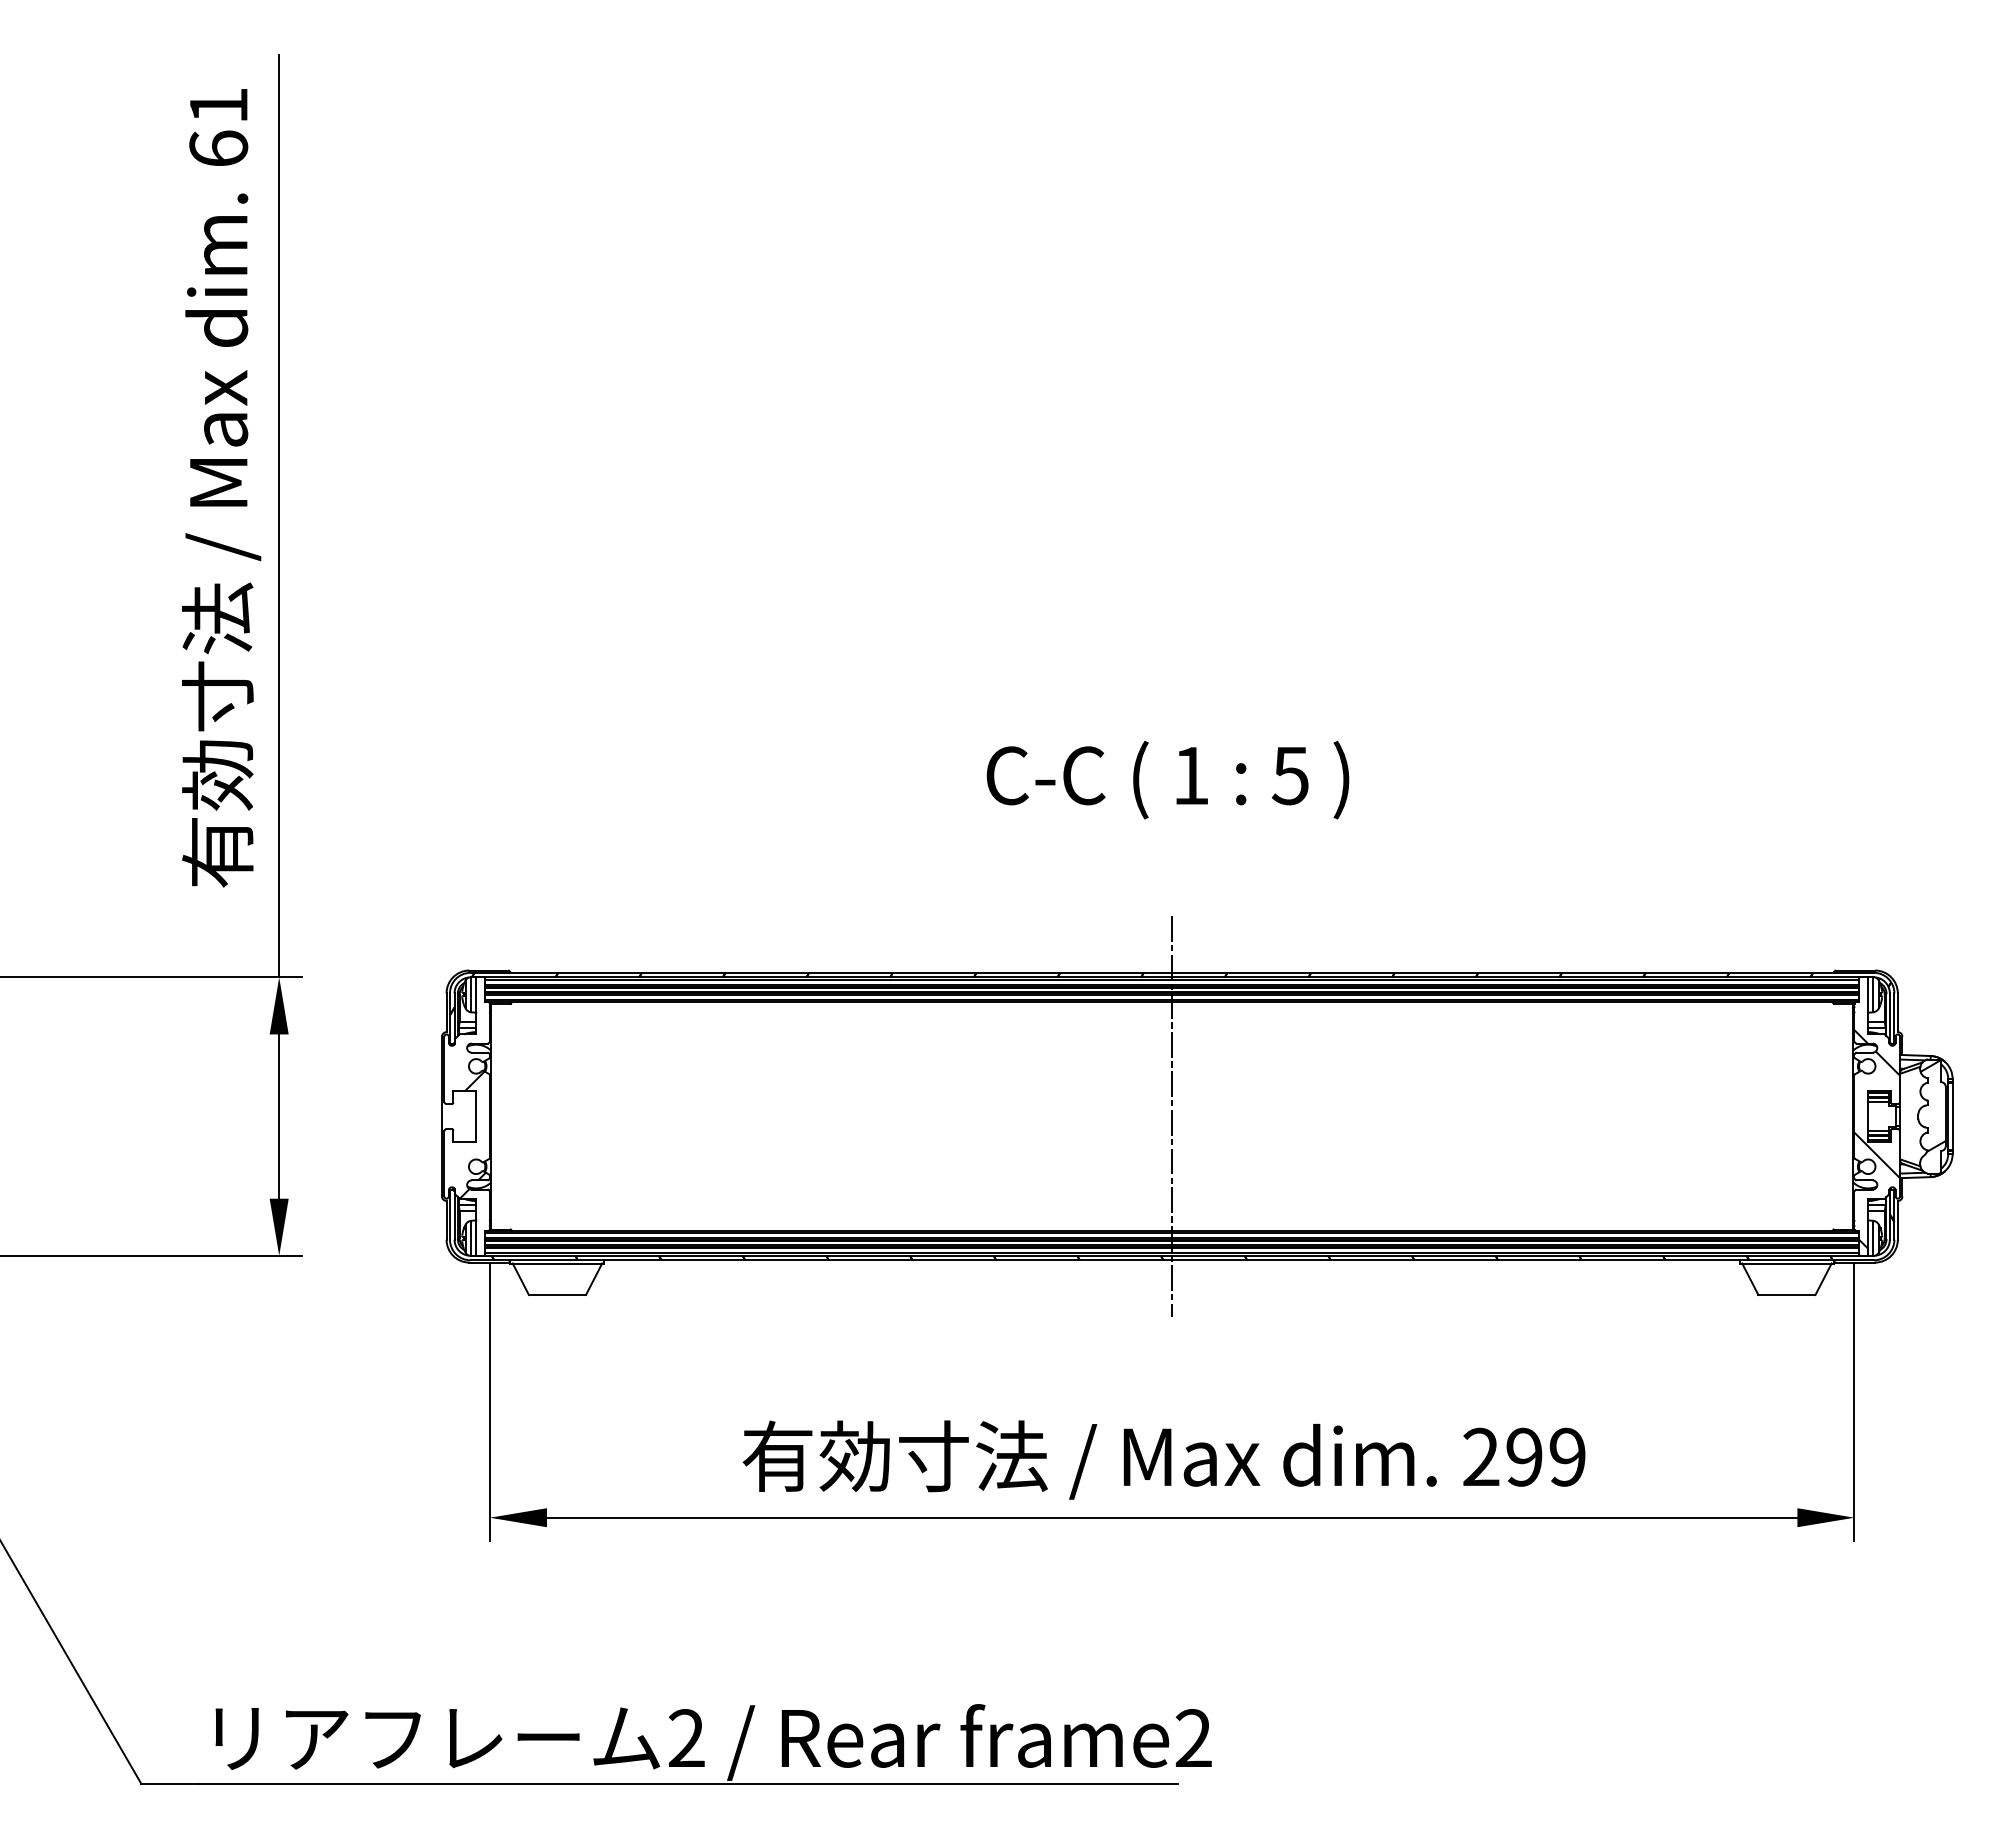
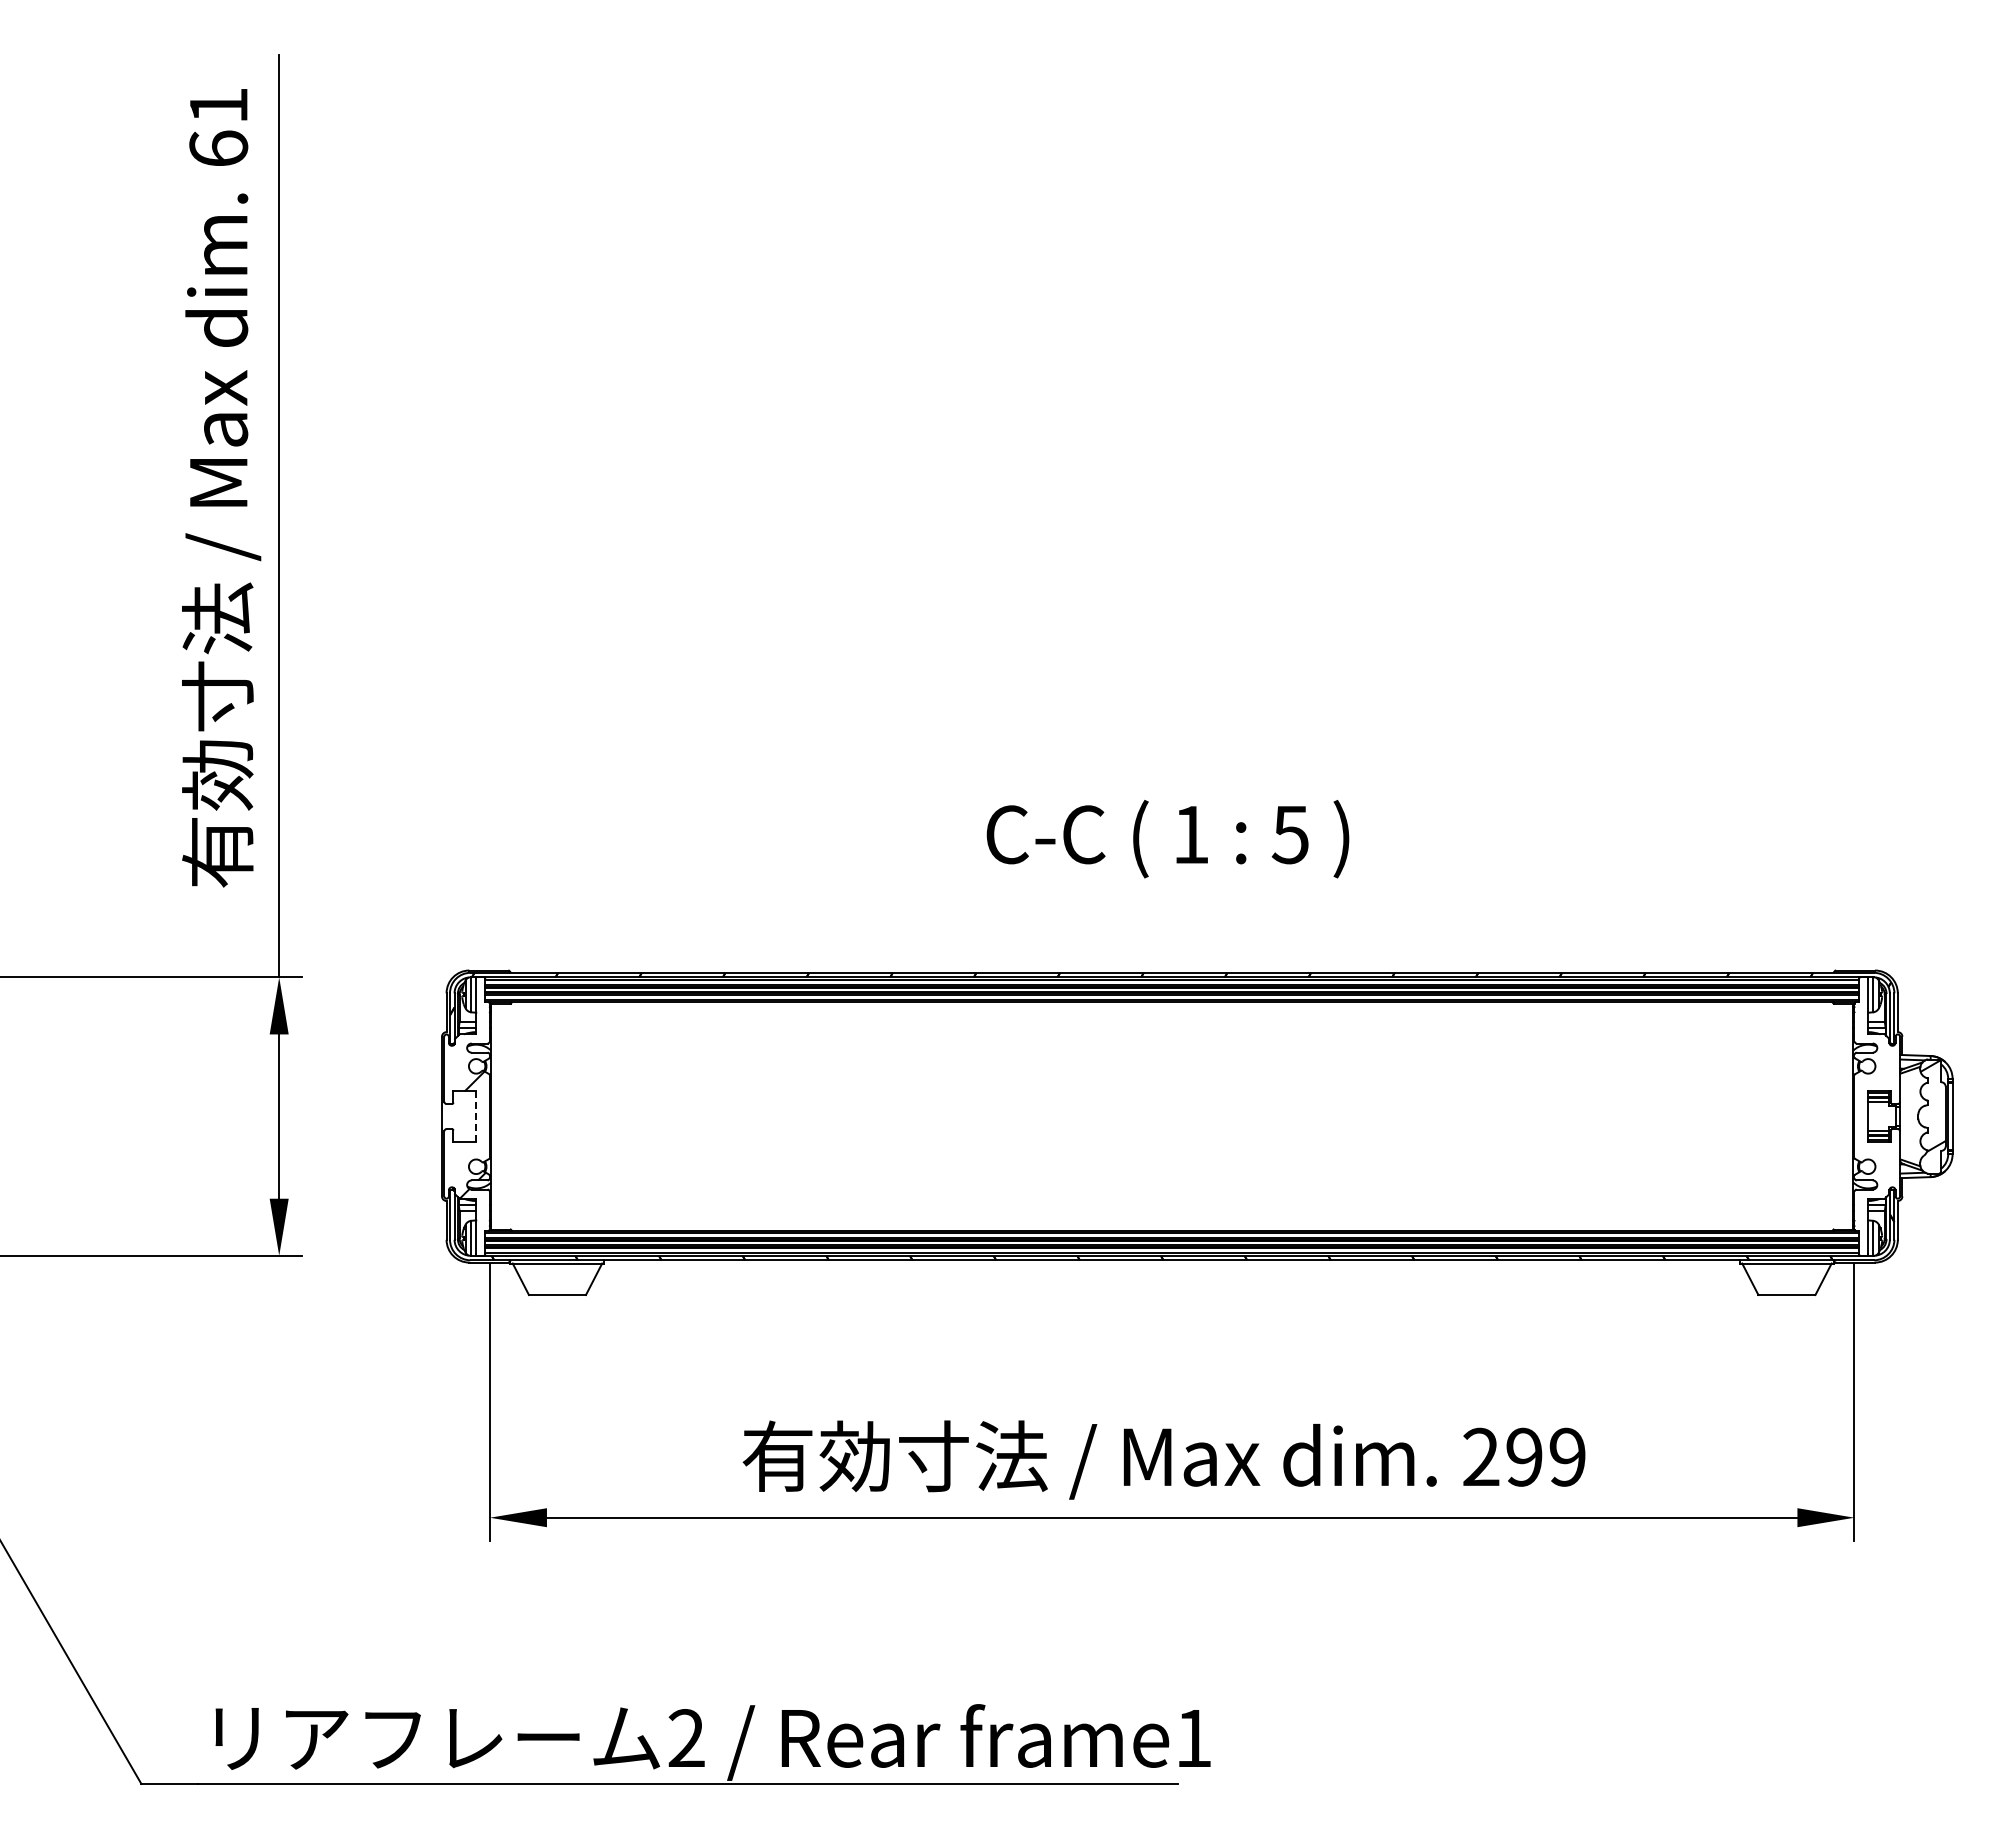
text position: (1167, 780) -> (1167, 839) (1167, 839)
line: present -> none (1172, 1116)
line: solid -> dashed (476, 1117)
hatch: present -> none (1877, 1139)
text: frame2 -> frame1 (1193, 1737)
